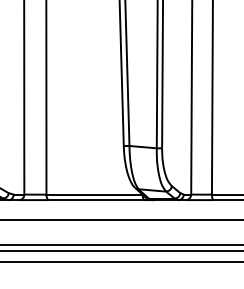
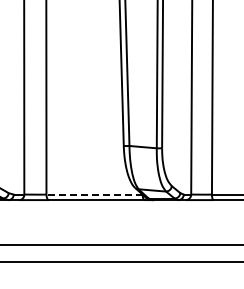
line: solid -> dashed (94, 194)
line: present -> none (121, 219)
line: present -> none (121, 250)
